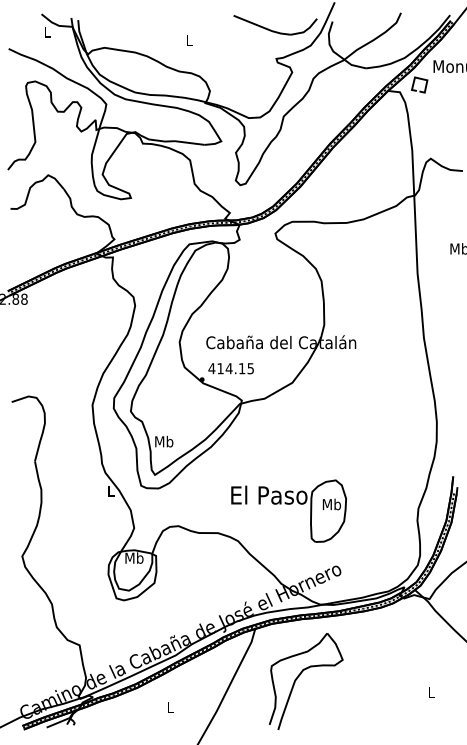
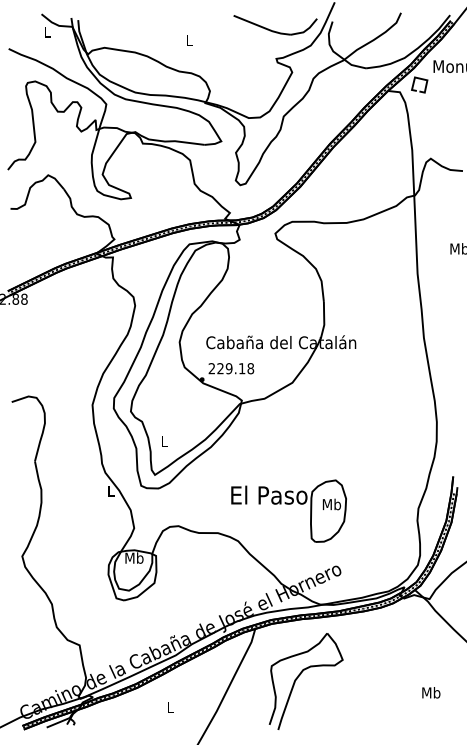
text: 414.15 -> 229.18 (231, 368)
text: Mb -> L (164, 441)
text: L -> Mb (431, 692)
